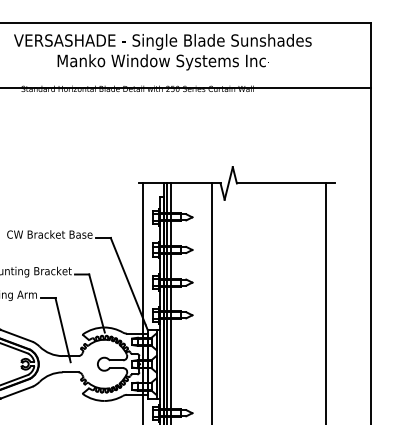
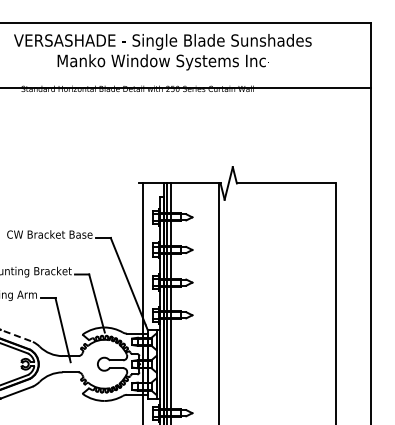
line position: (212, 302) -> (219, 302) (219, 302)
line position: (326, 302) -> (336, 302) (336, 302)
line: solid -> dashed (17, 336)
